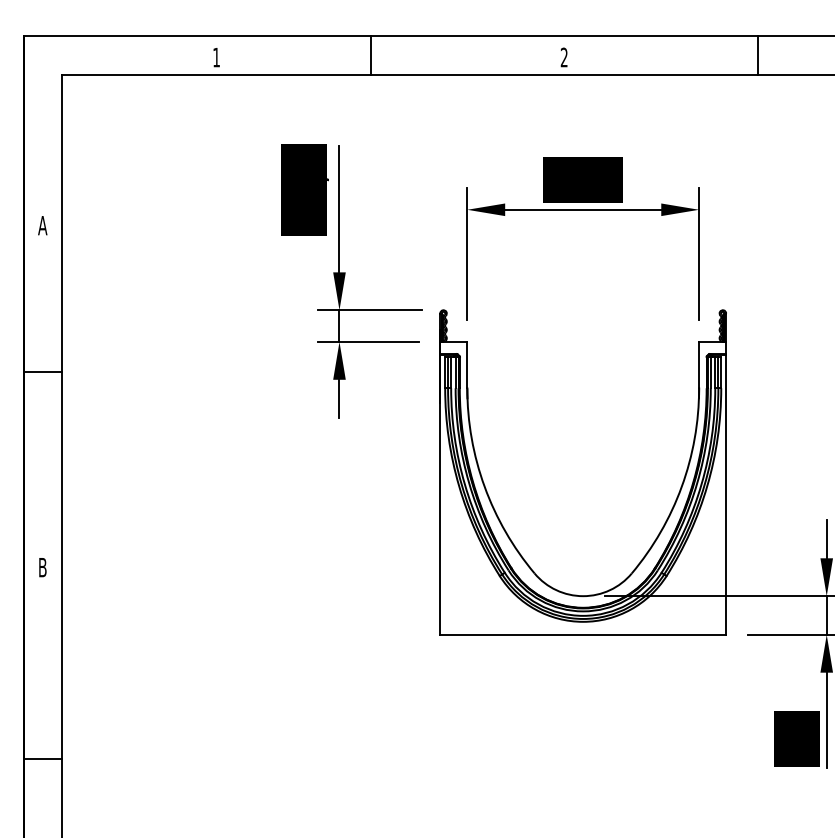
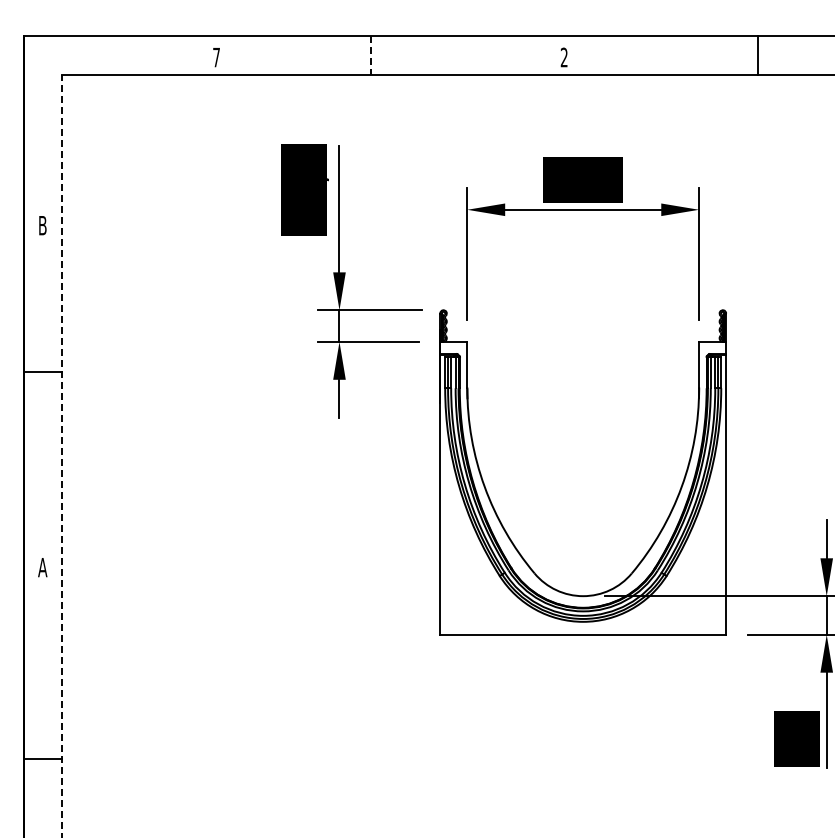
line: solid -> dashed (371, 55)
text: 1 -> 7 (216, 57)
text: A -> B (42, 225)
line: solid -> dashed (62, 455)
text: B -> A (42, 567)
